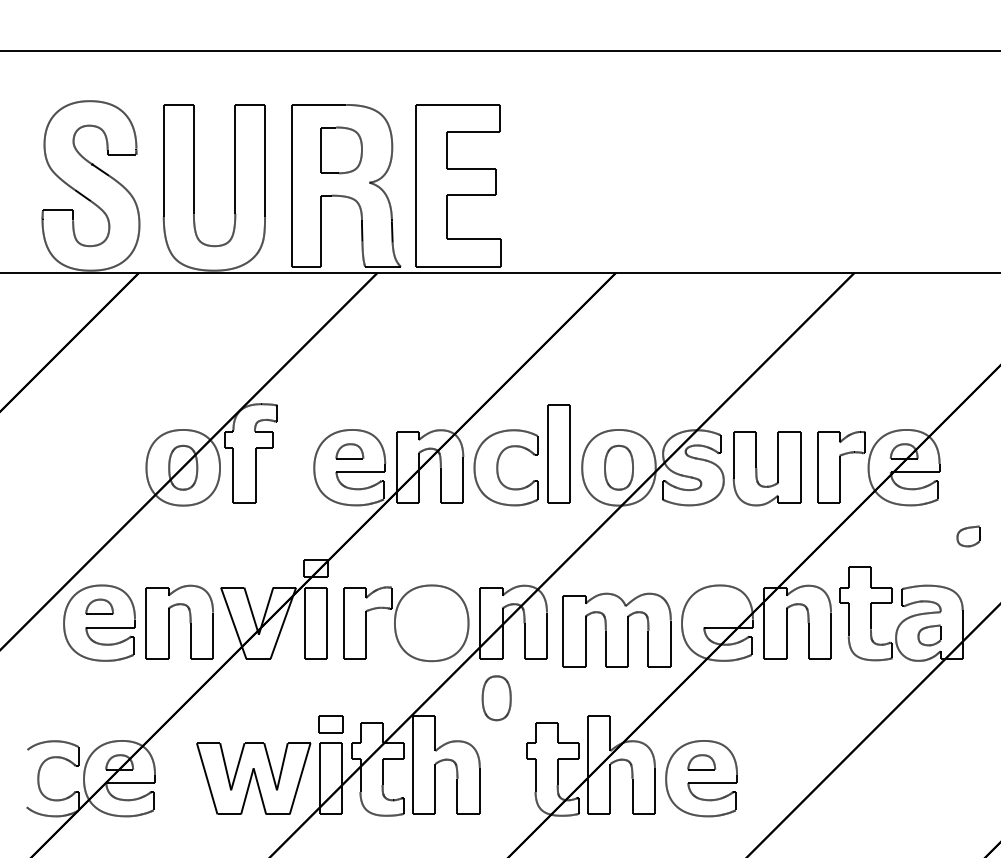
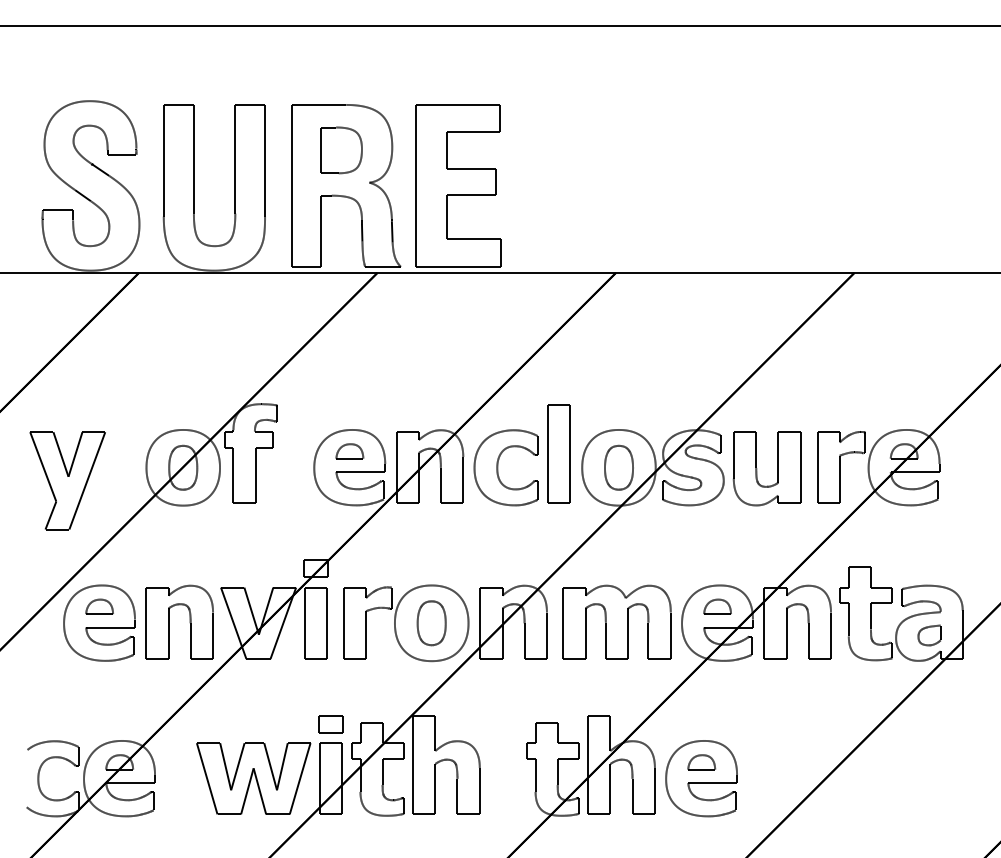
line position: (499, 50) -> (499, 25) (499, 25)
part: none -> present (67, 480)
part: present -> none (968, 536)
part: none -> present (717, 606)
part position: (616, 629) -> (616, 621) (616, 621)
part position: (496, 698) -> (431, 623) (431, 623)
